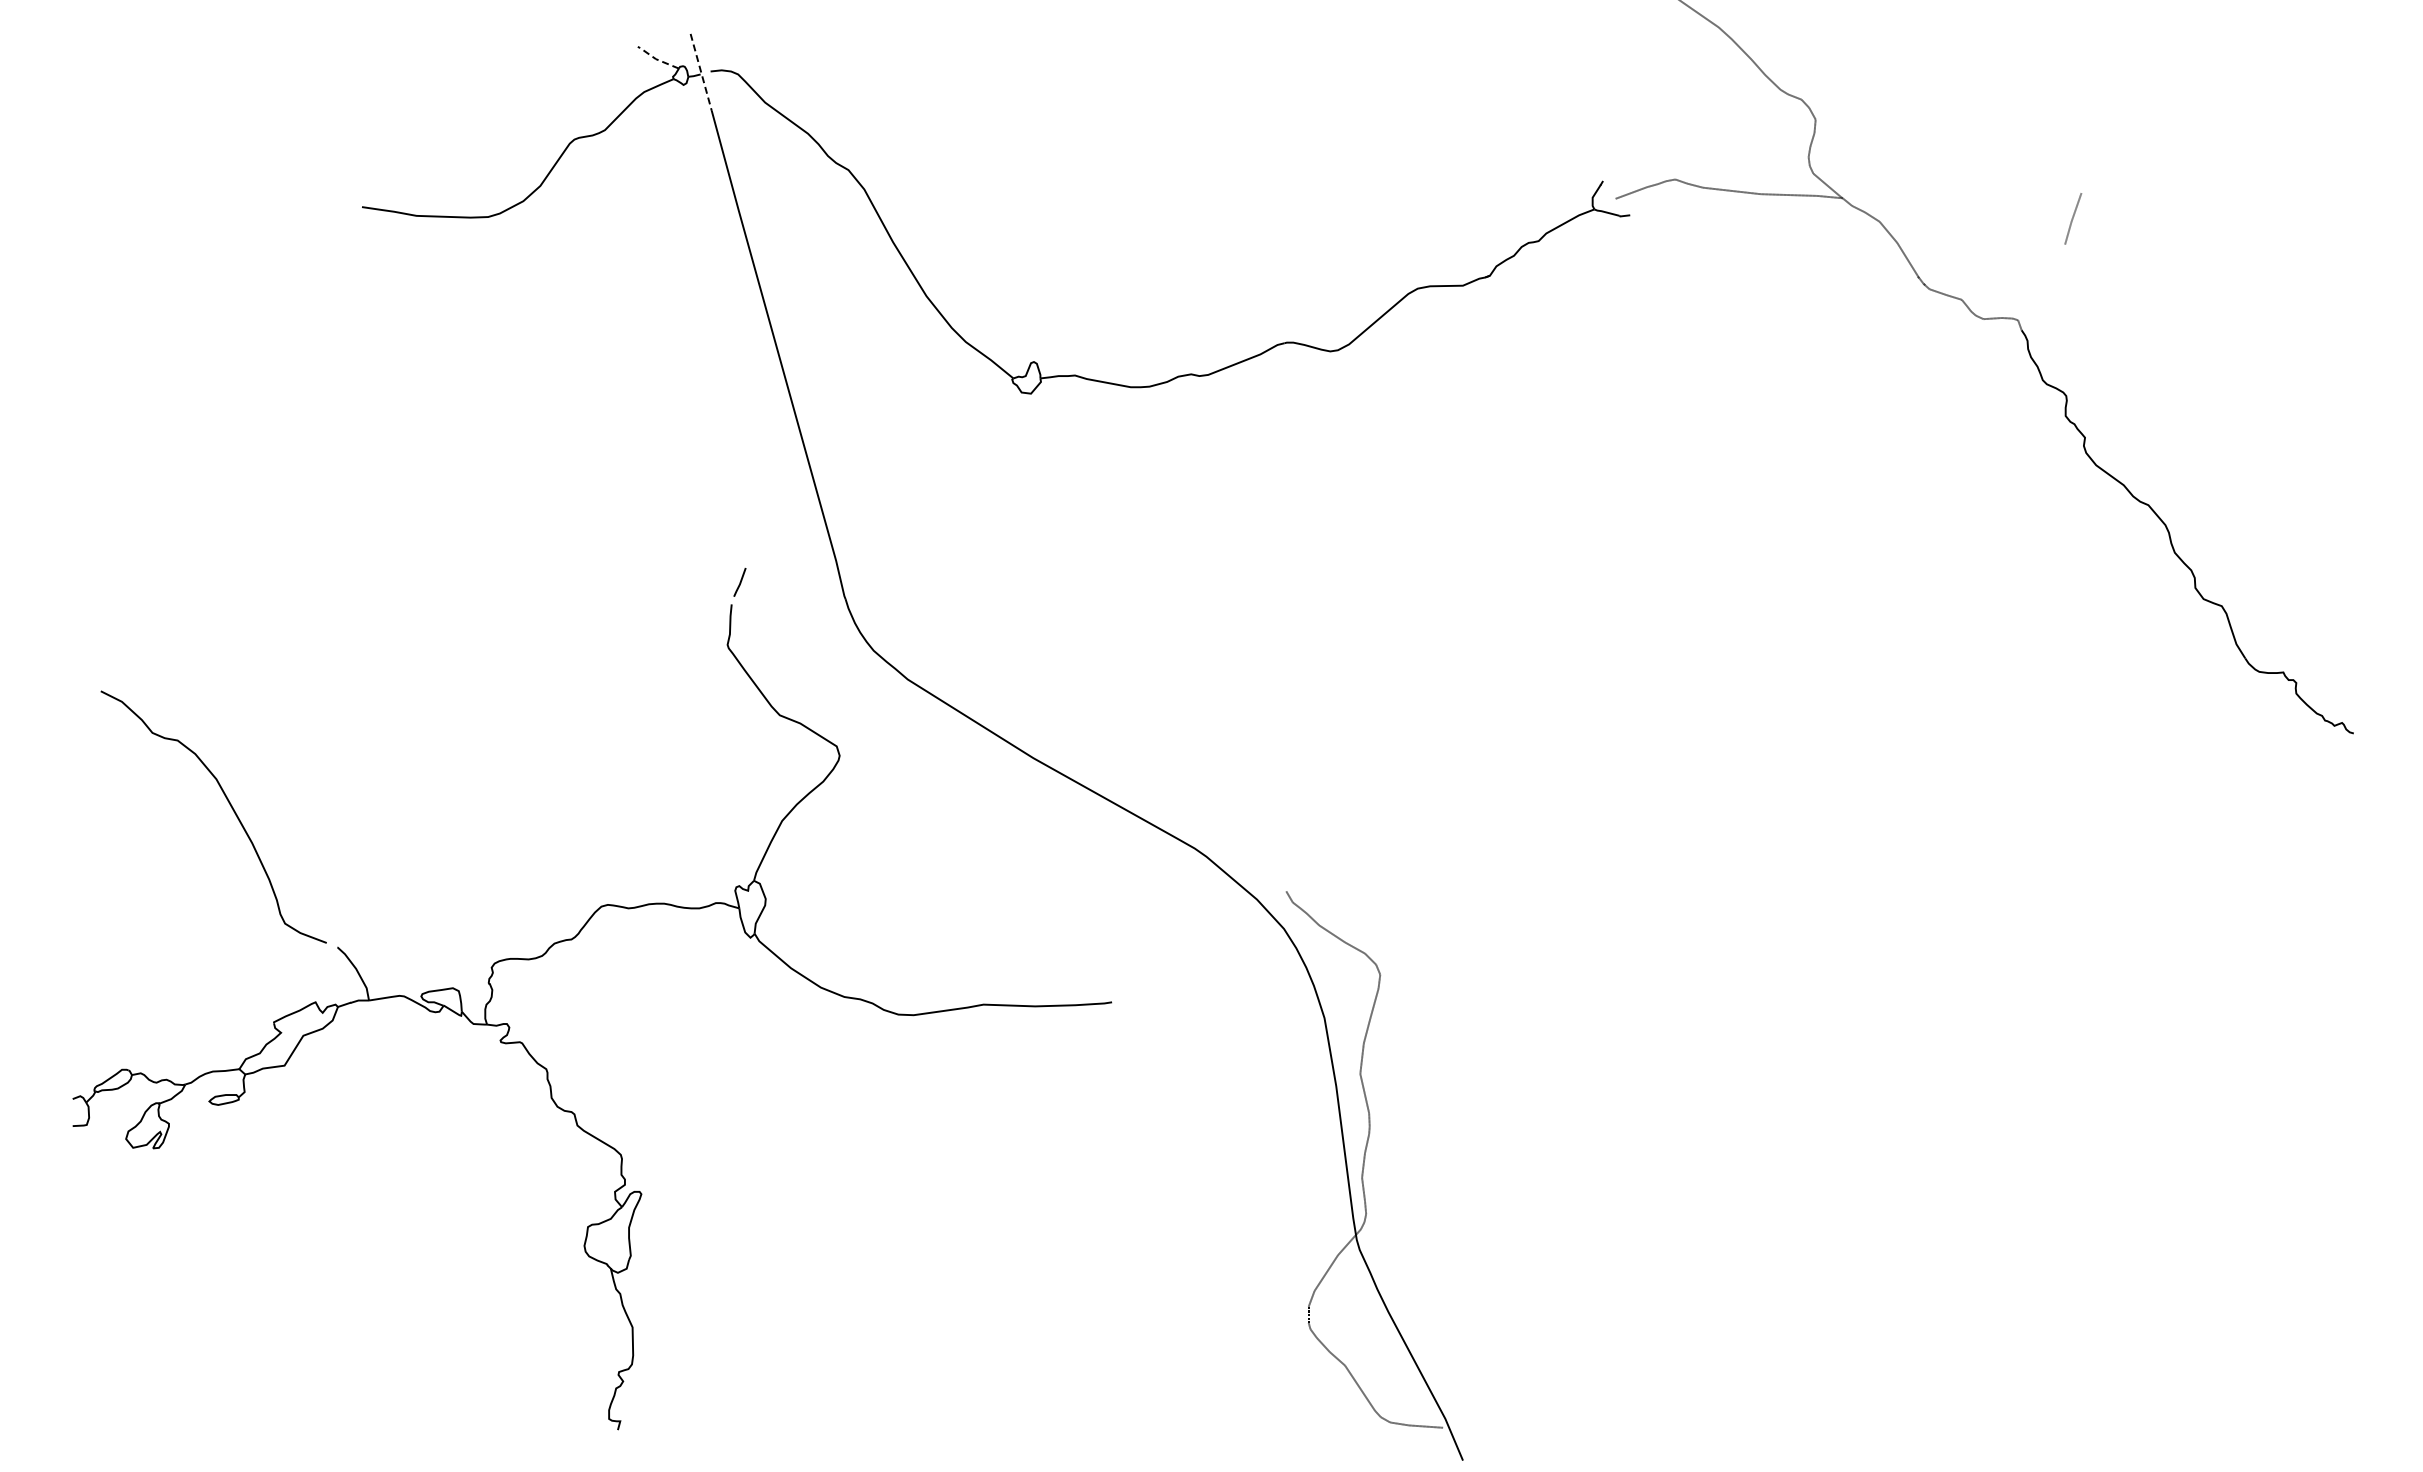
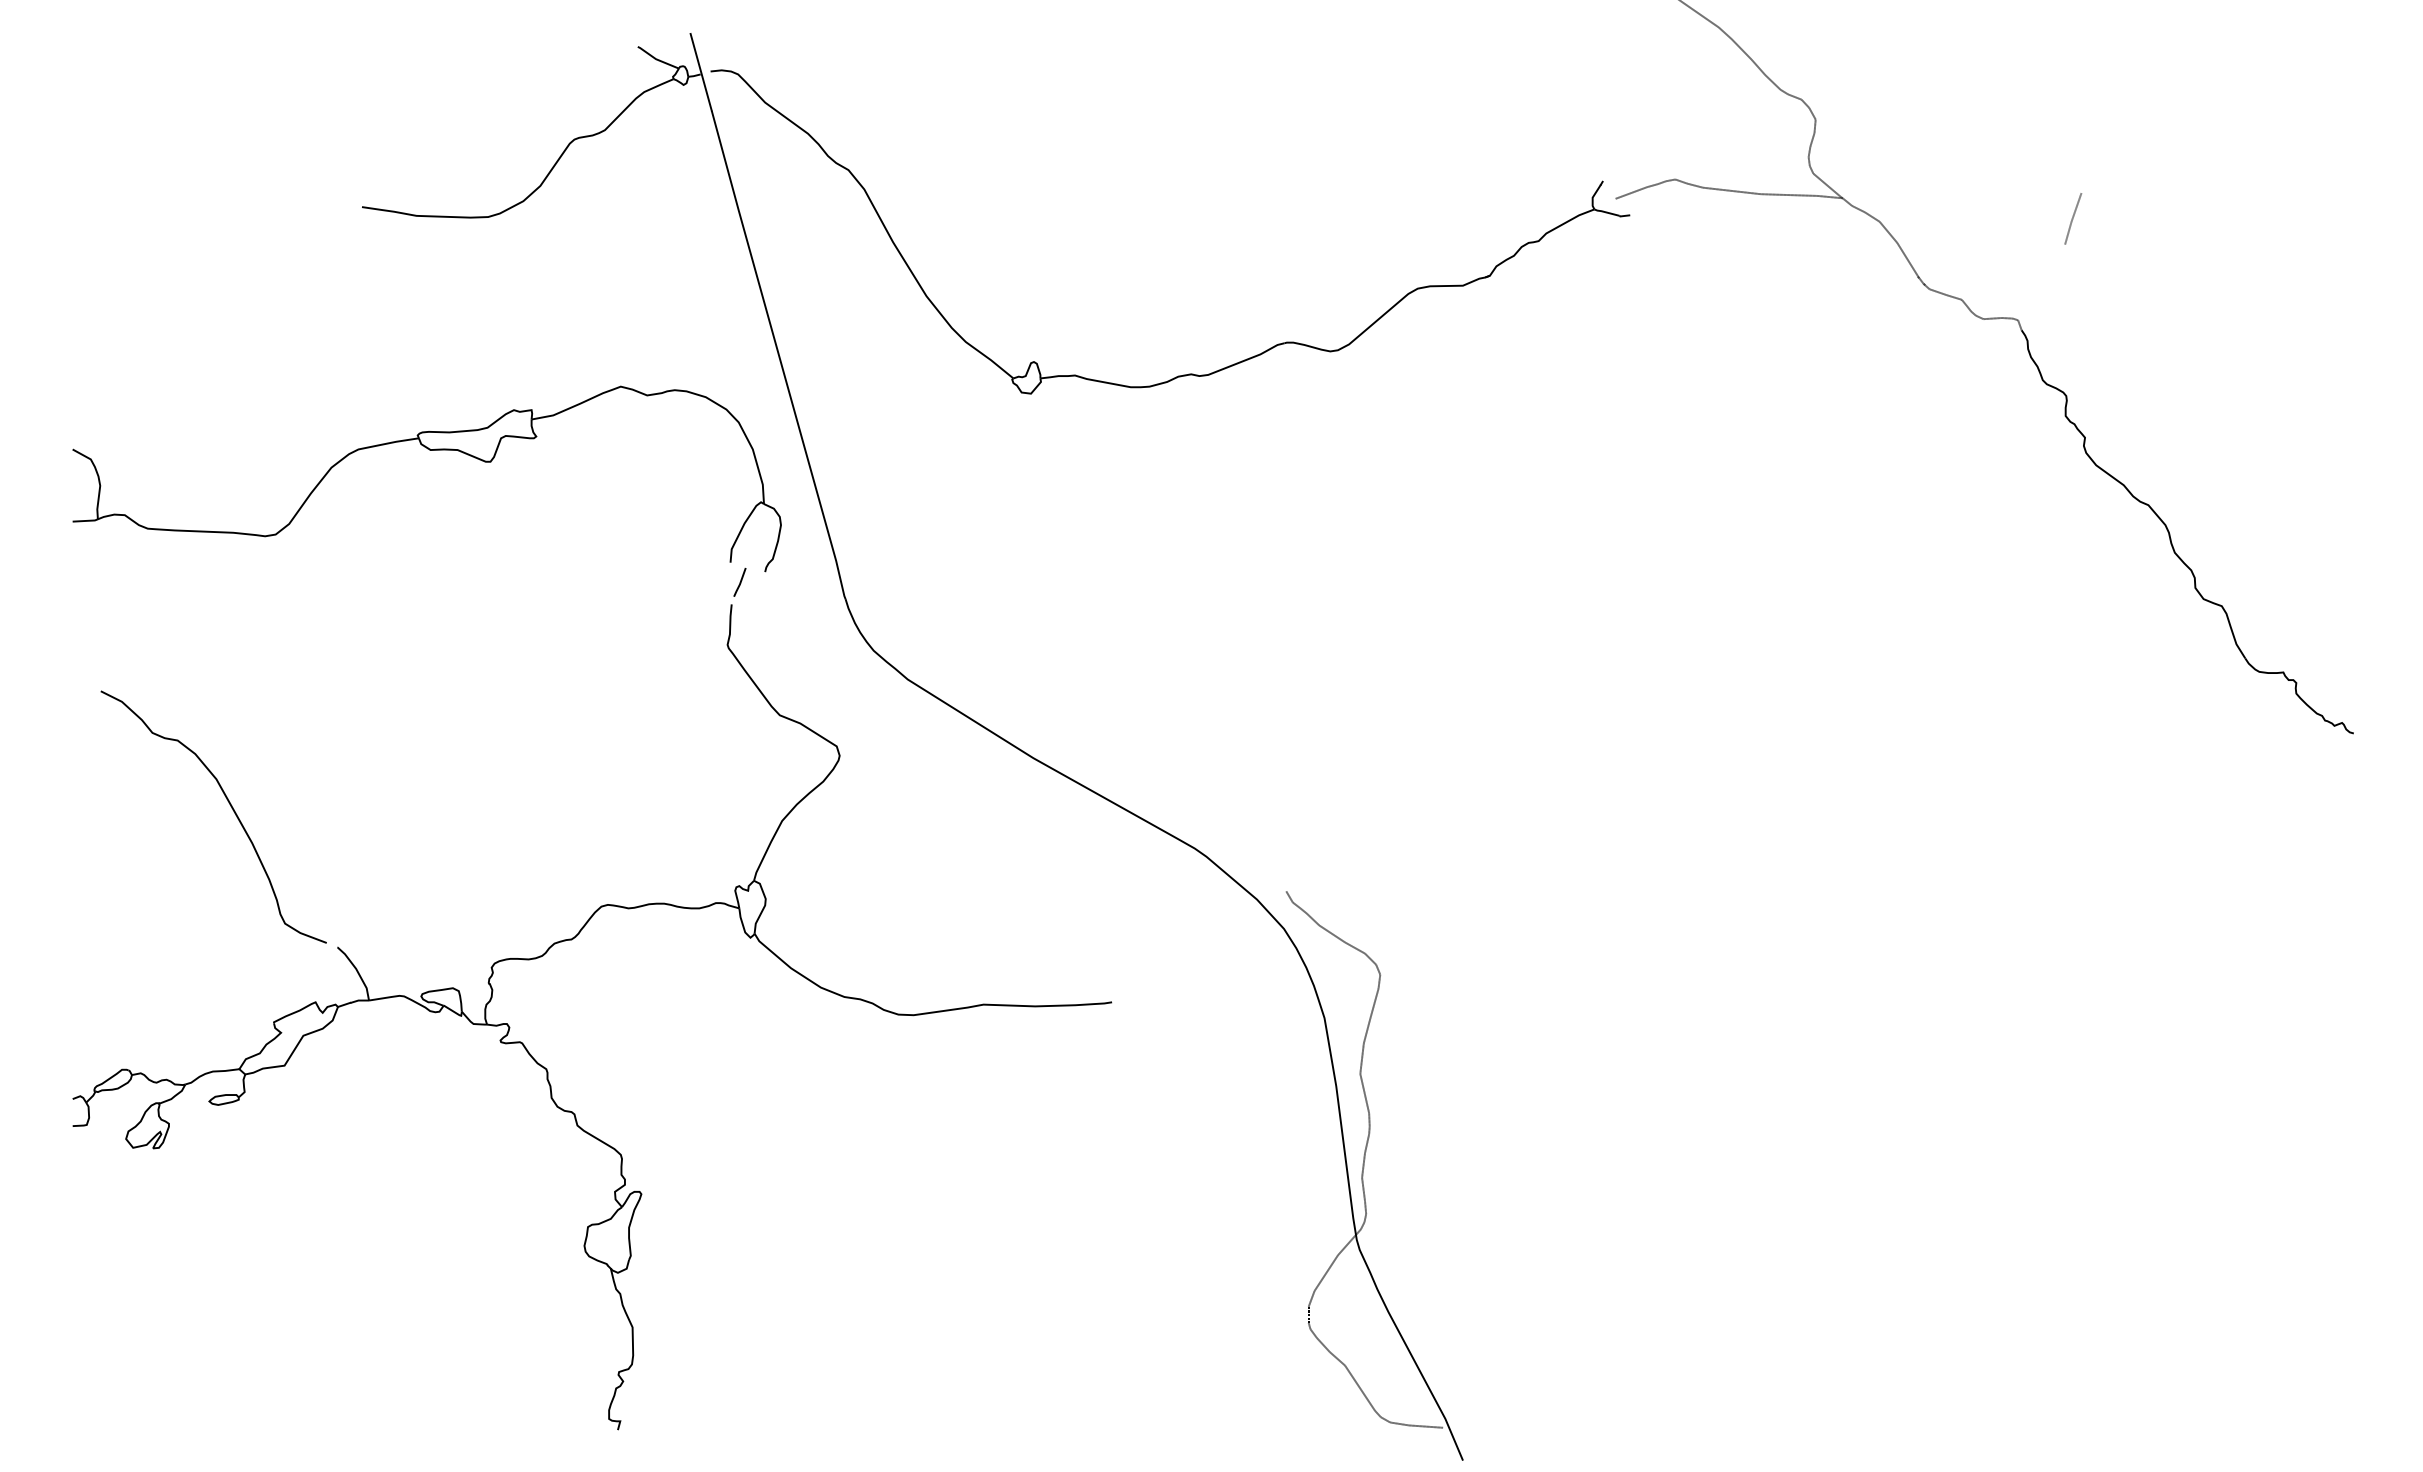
line: dashed -> solid (656, 59)
line: dashed -> solid (701, 72)
part: none -> present (429, 450)
